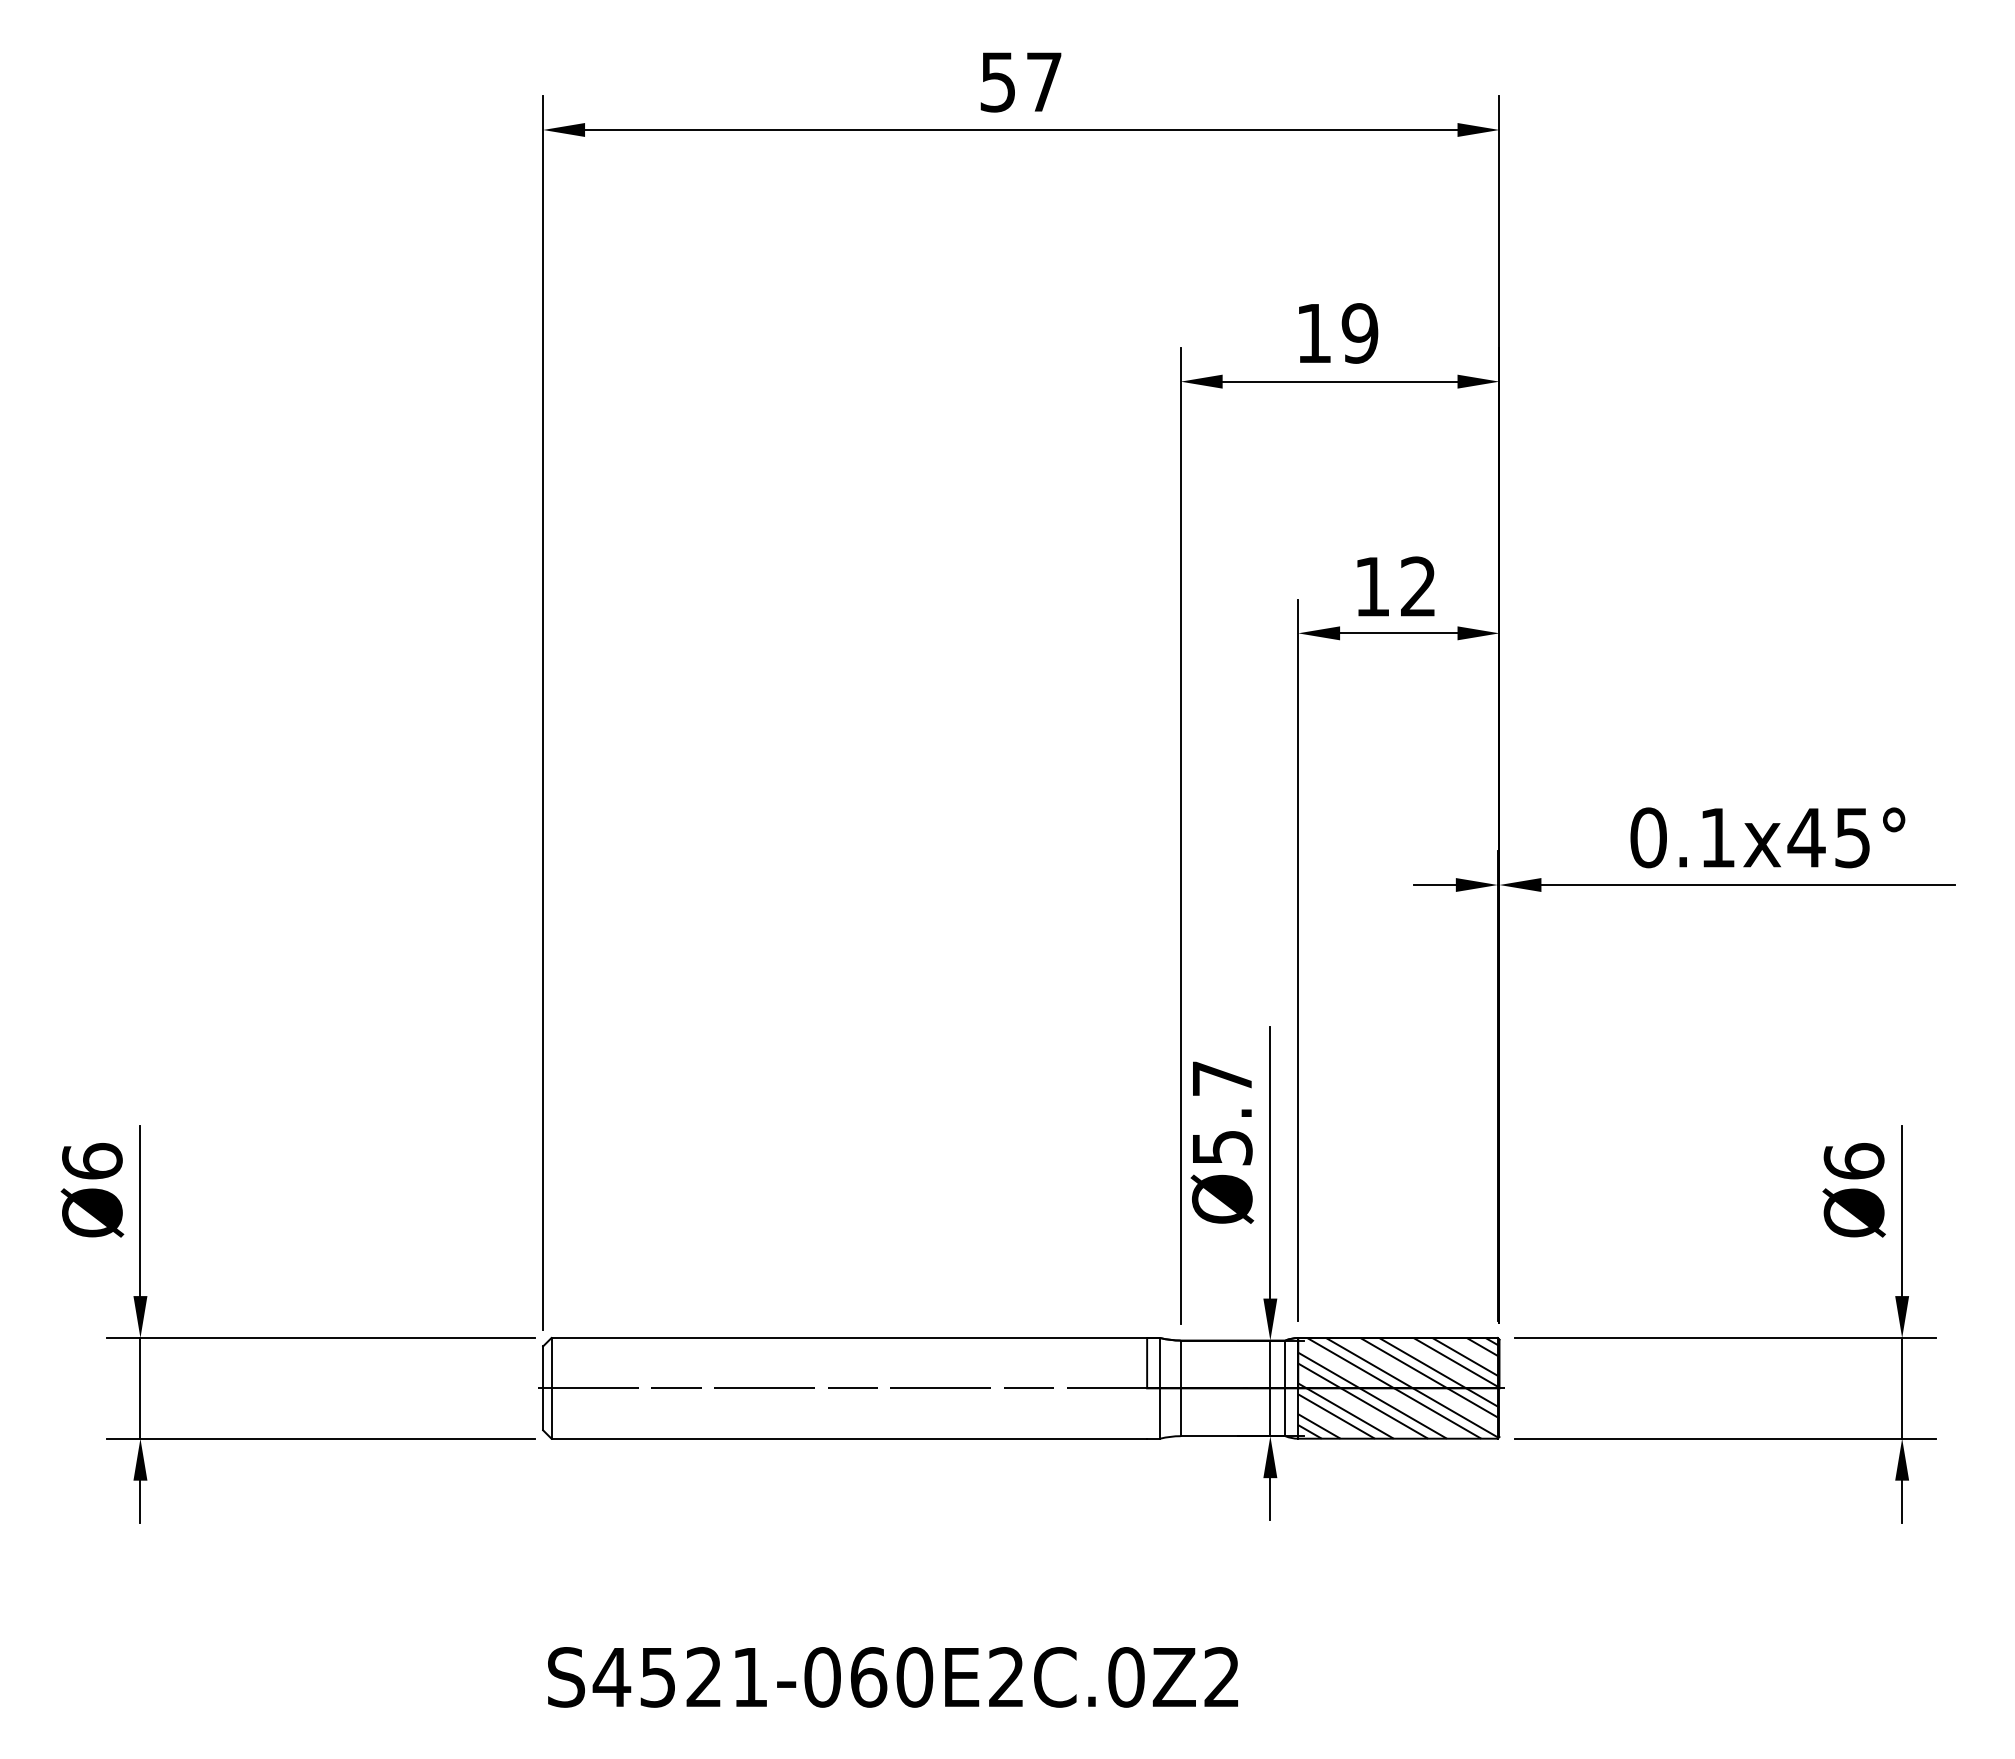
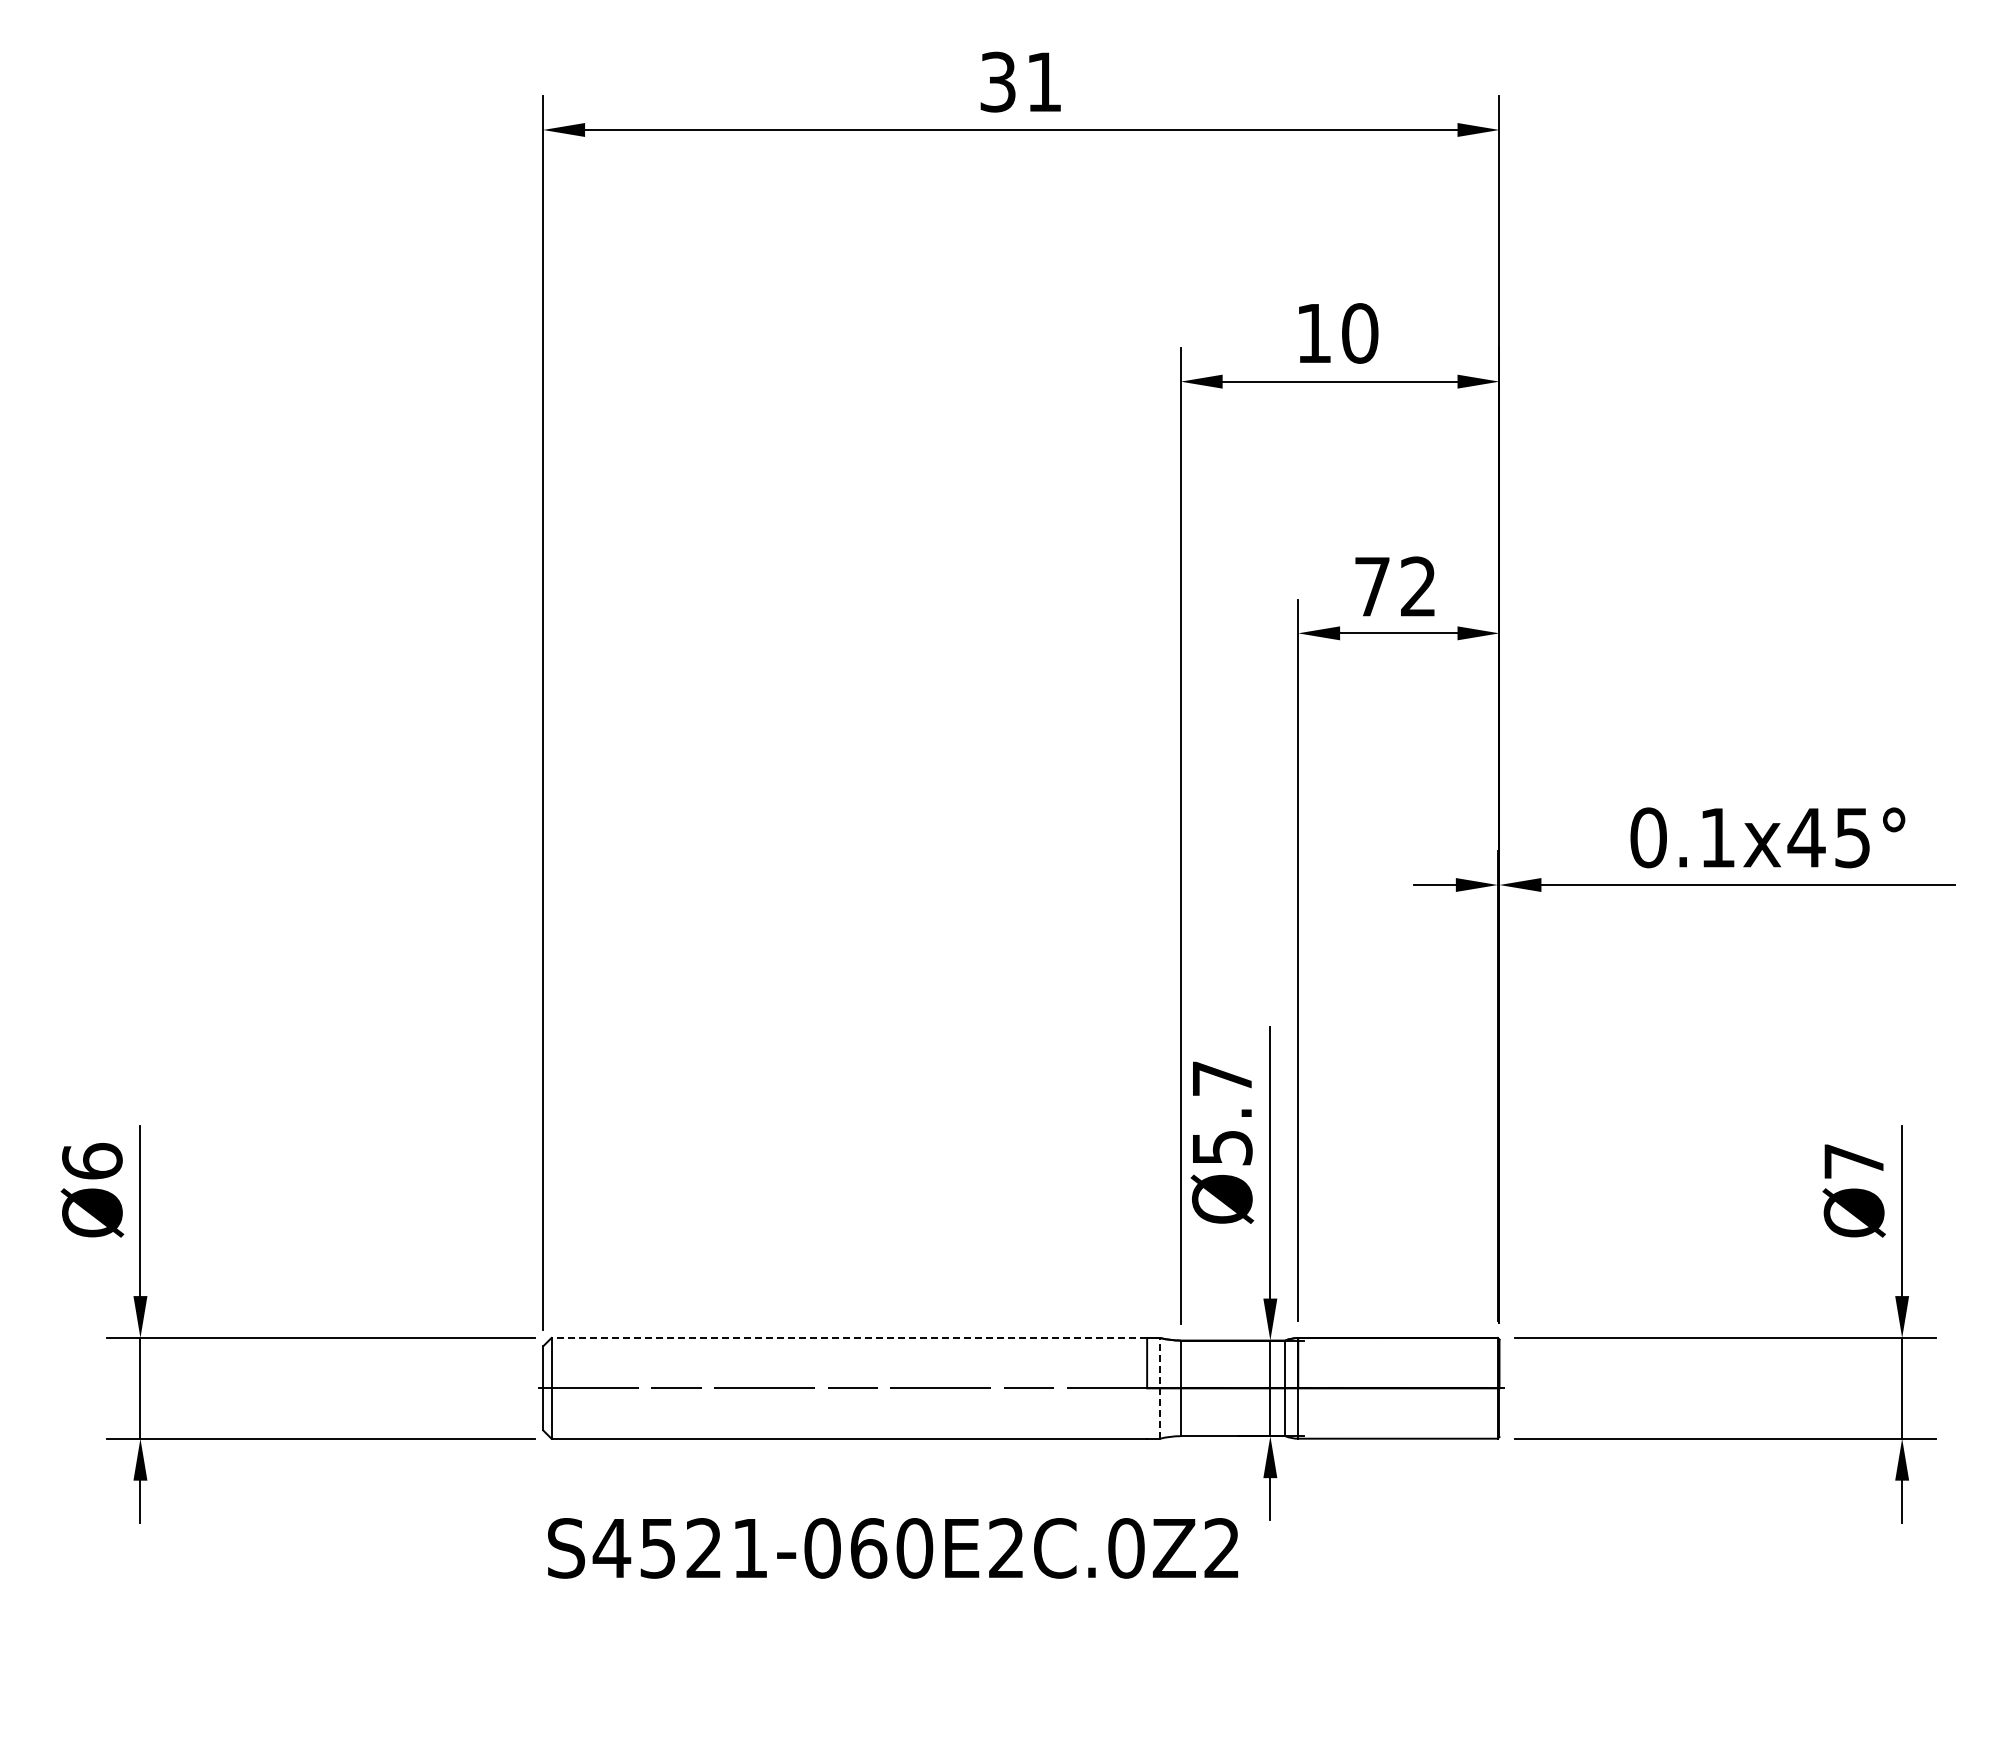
text: 57 -> 31 (1021, 81)
text: 19 -> 10 (1359, 333)
text: 12 -> 72 (1372, 586)
text: Ø6 -> Ø7 (1853, 1161)
line: solid -> dashed (849, 1338)
line: solid -> dashed (1160, 1387)
hatch: present -> none (1398, 1388)
text position: (892, 1677) -> (892, 1548) (892, 1548)
